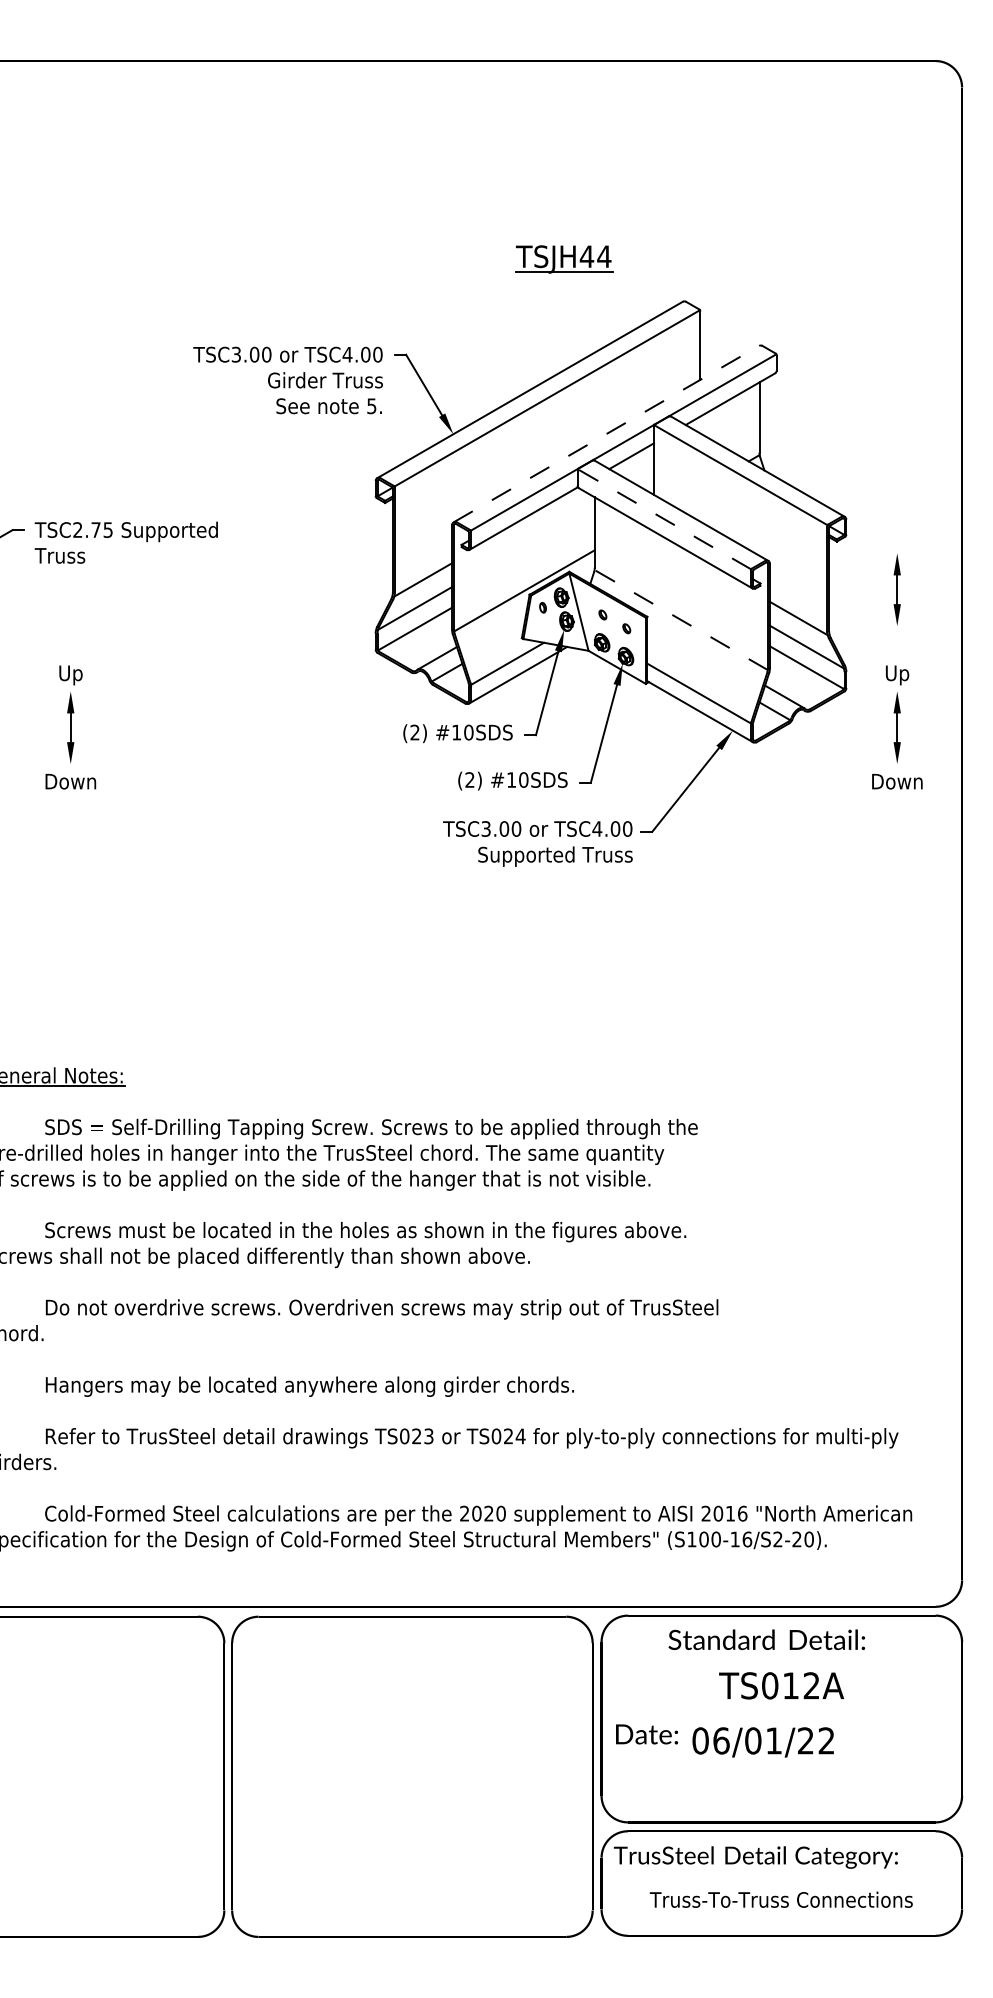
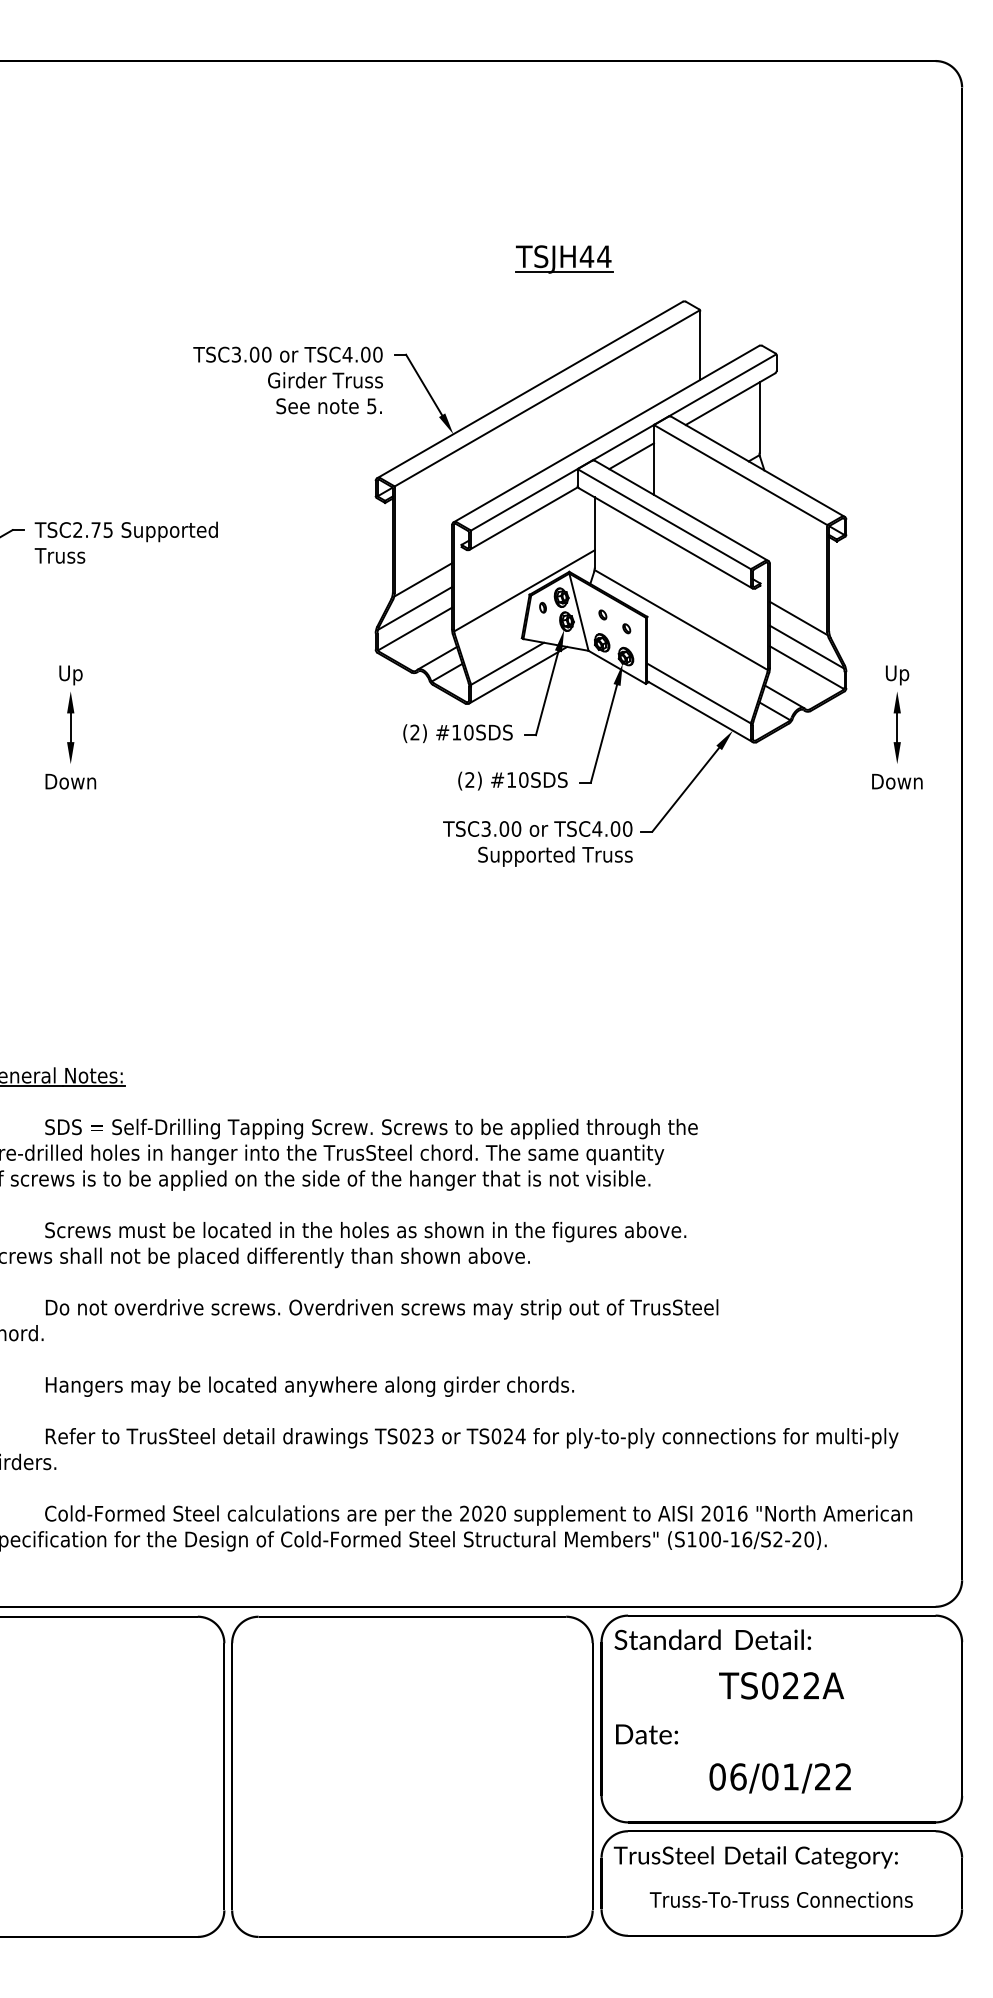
line: dashed -> solid (606, 433)
line: dashed -> solid (664, 519)
part: present -> none (896, 589)
line: dashed -> solid (680, 619)
text position: (766, 1639) -> (712, 1639) (712, 1639)
text: TS012A -> TS022A (790, 1685)
text position: (762, 1742) -> (779, 1778) (779, 1778)
